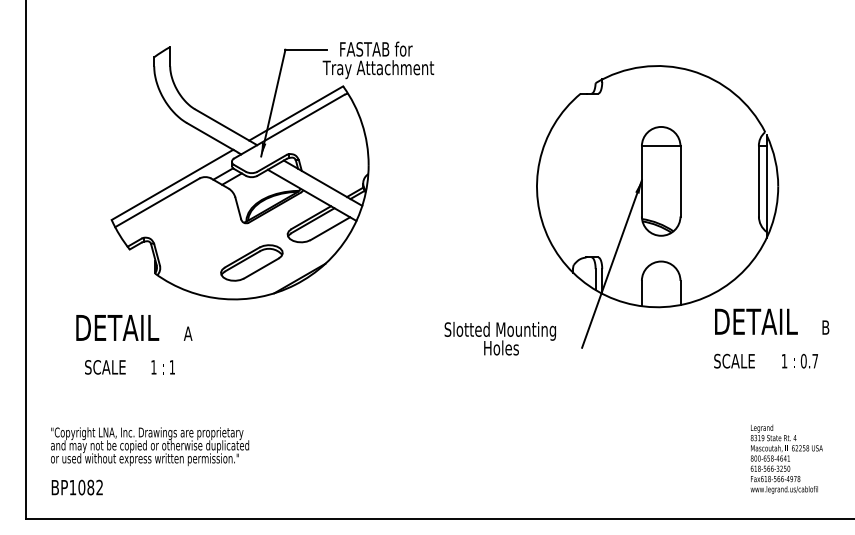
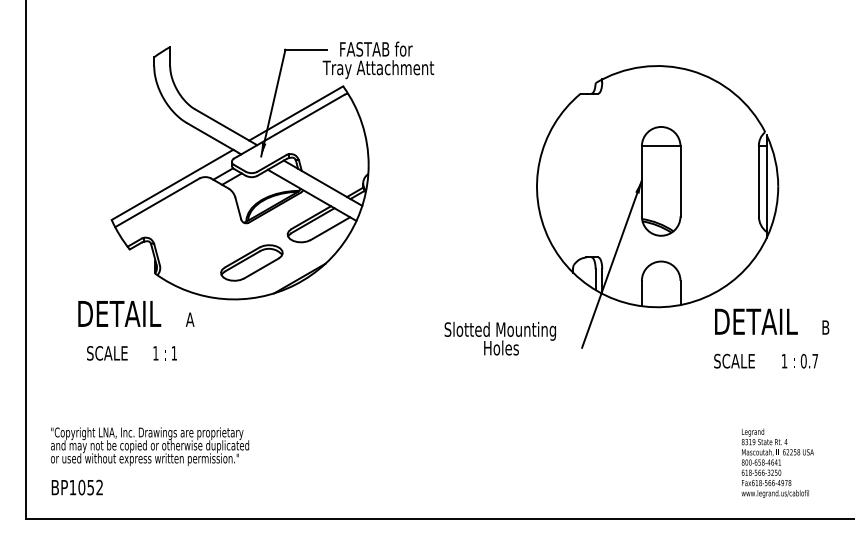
text position: (134, 344) -> (136, 330) (136, 330)
text position: (786, 458) -> (777, 462) (777, 462)
text: BP1082 -> BP1052 (90, 487)
